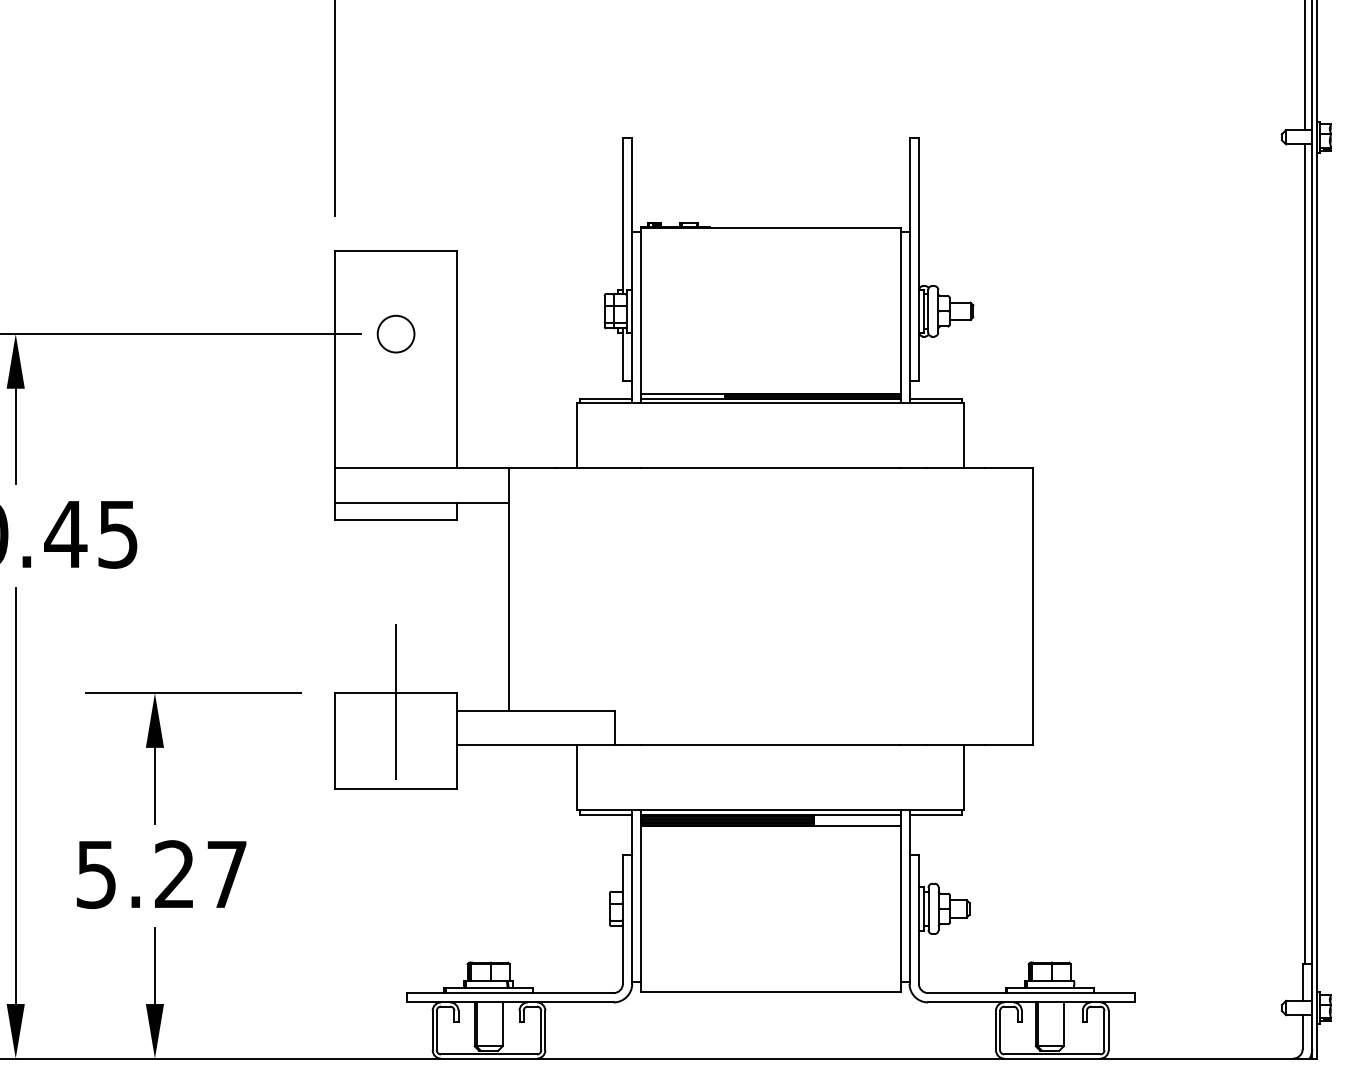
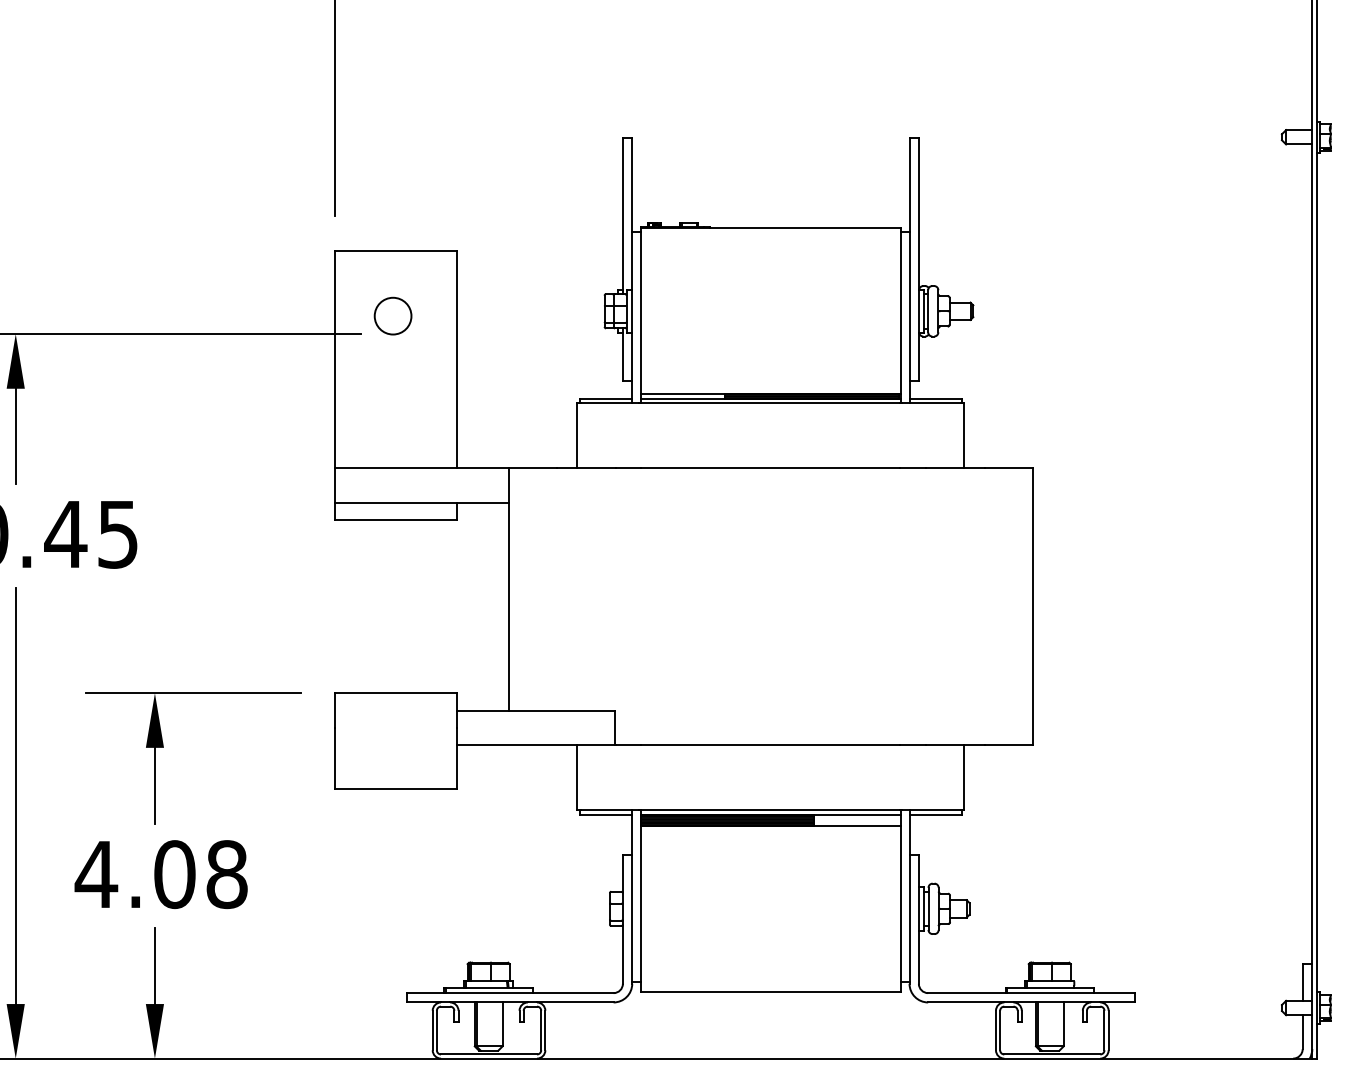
line: present -> none (1305, 66)
circle position: (395, 333) -> (392, 315) (392, 315)
line: present -> none (1305, 554)
line: present -> none (396, 701)
text: 5.27 -> 4.08 (160, 874)
